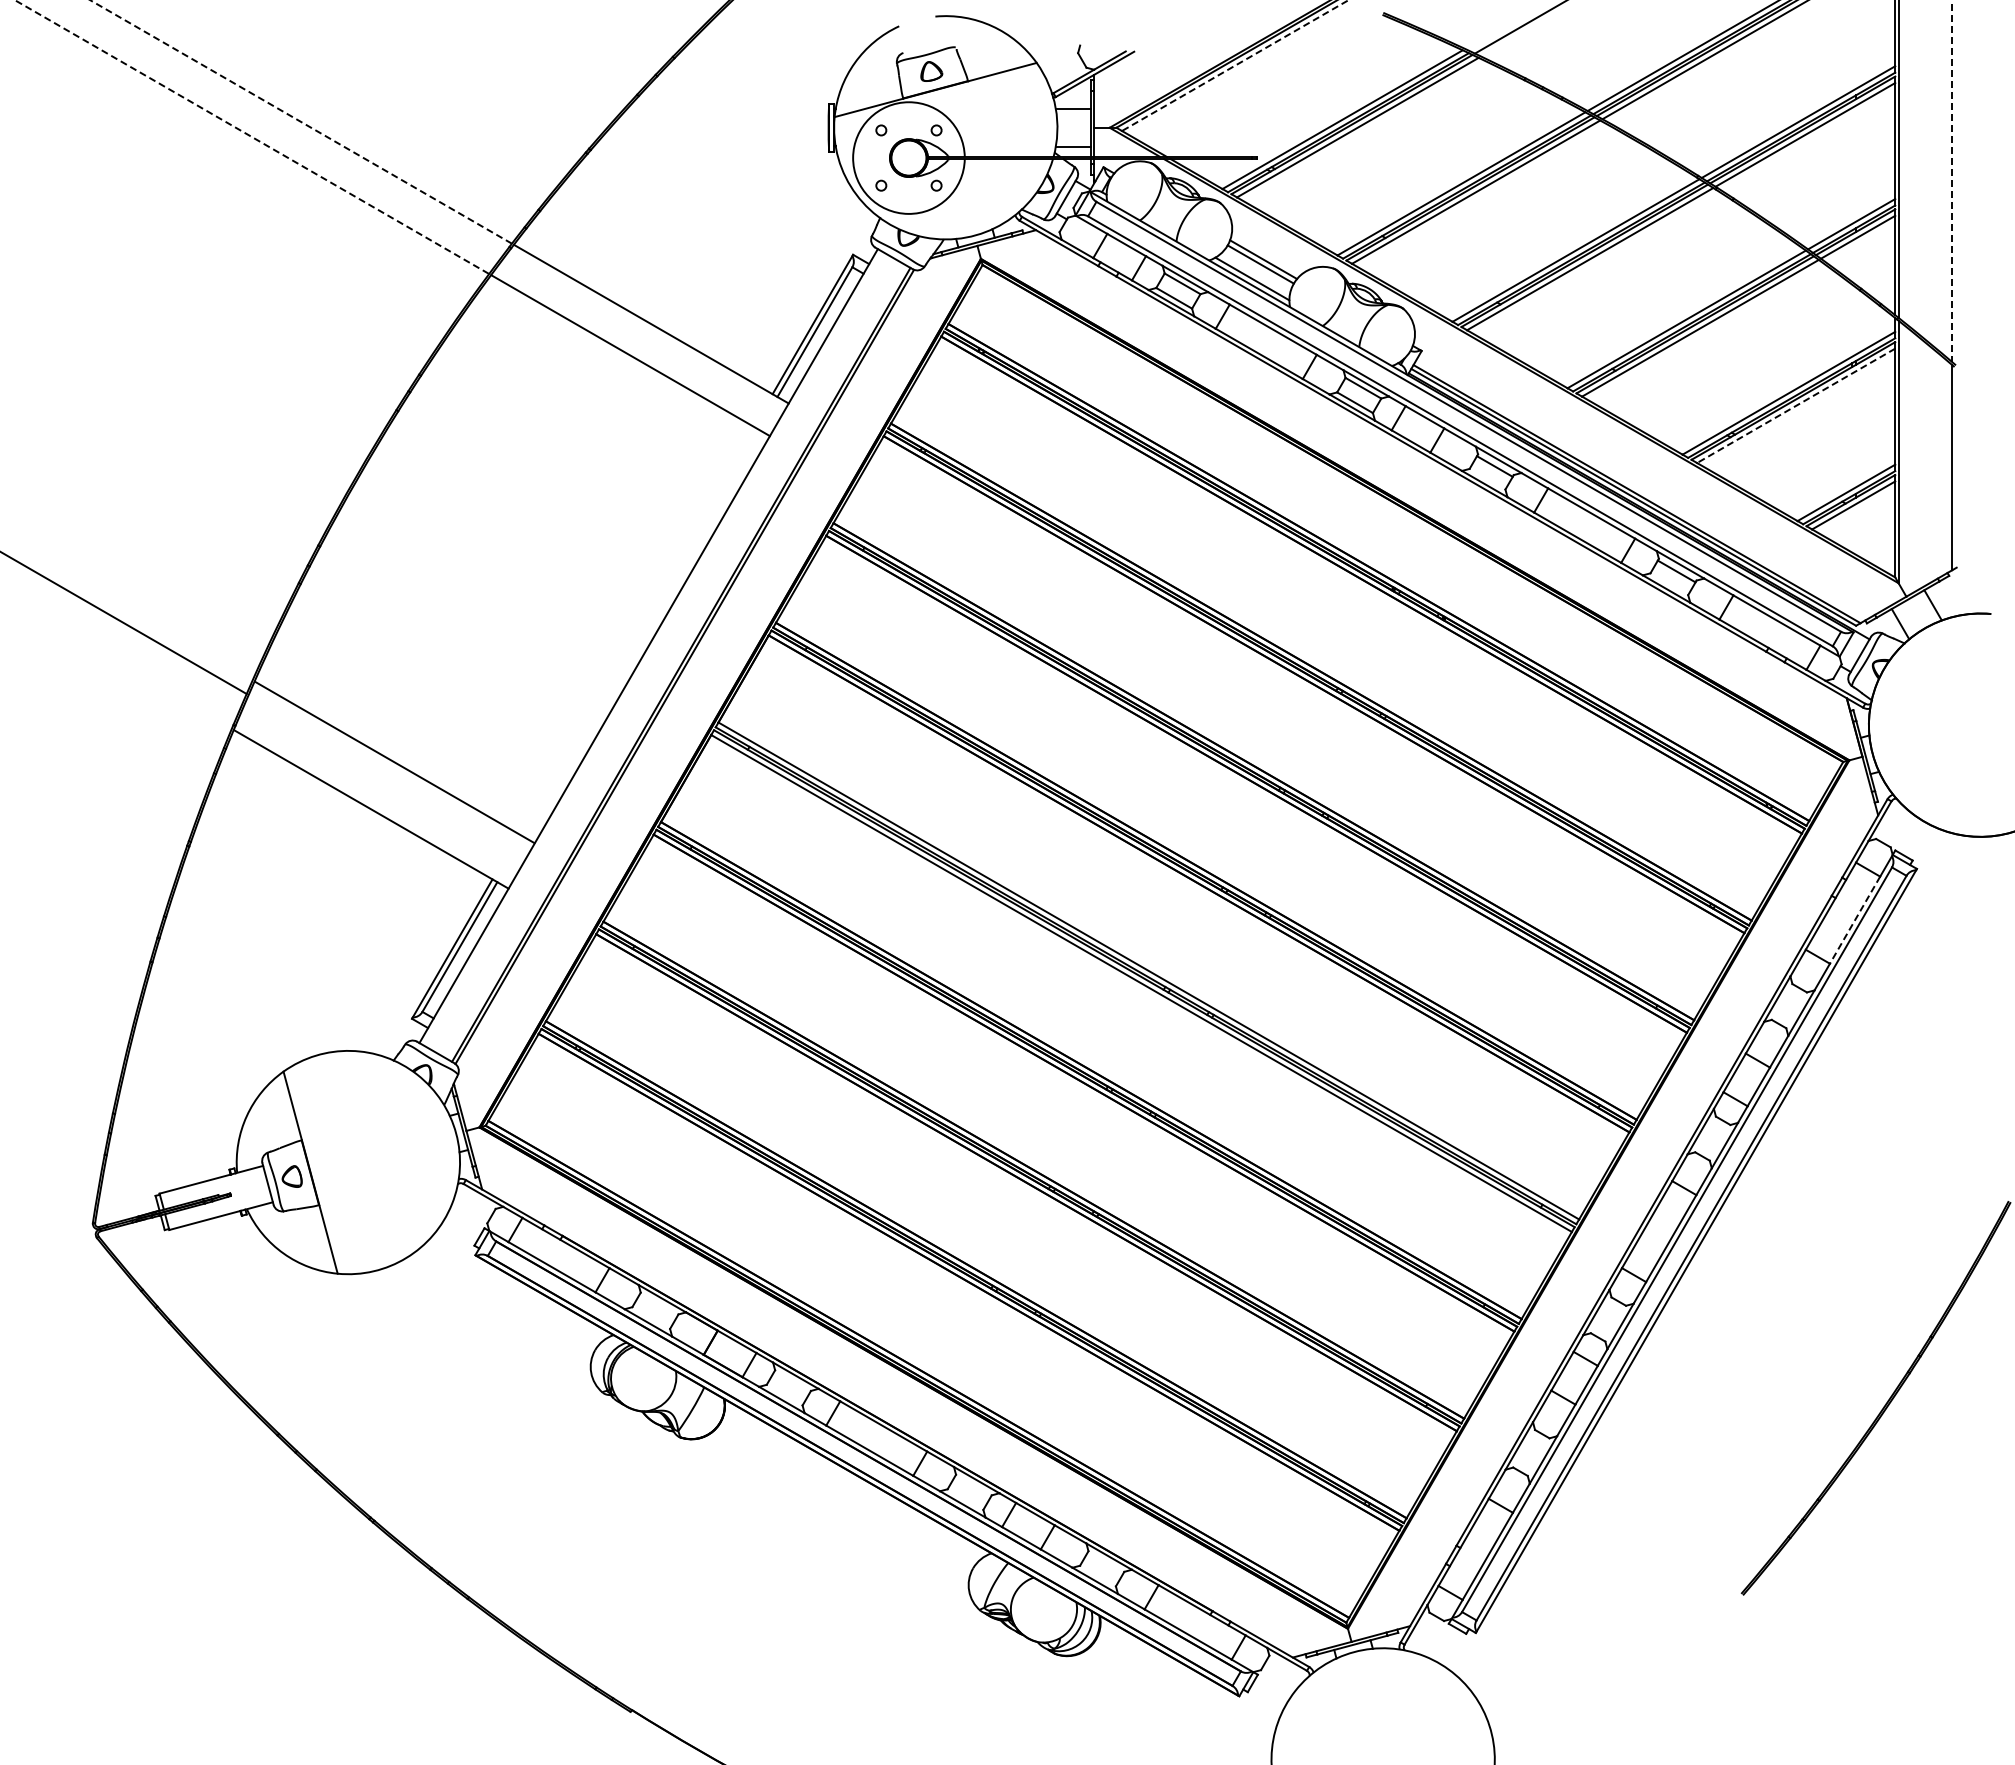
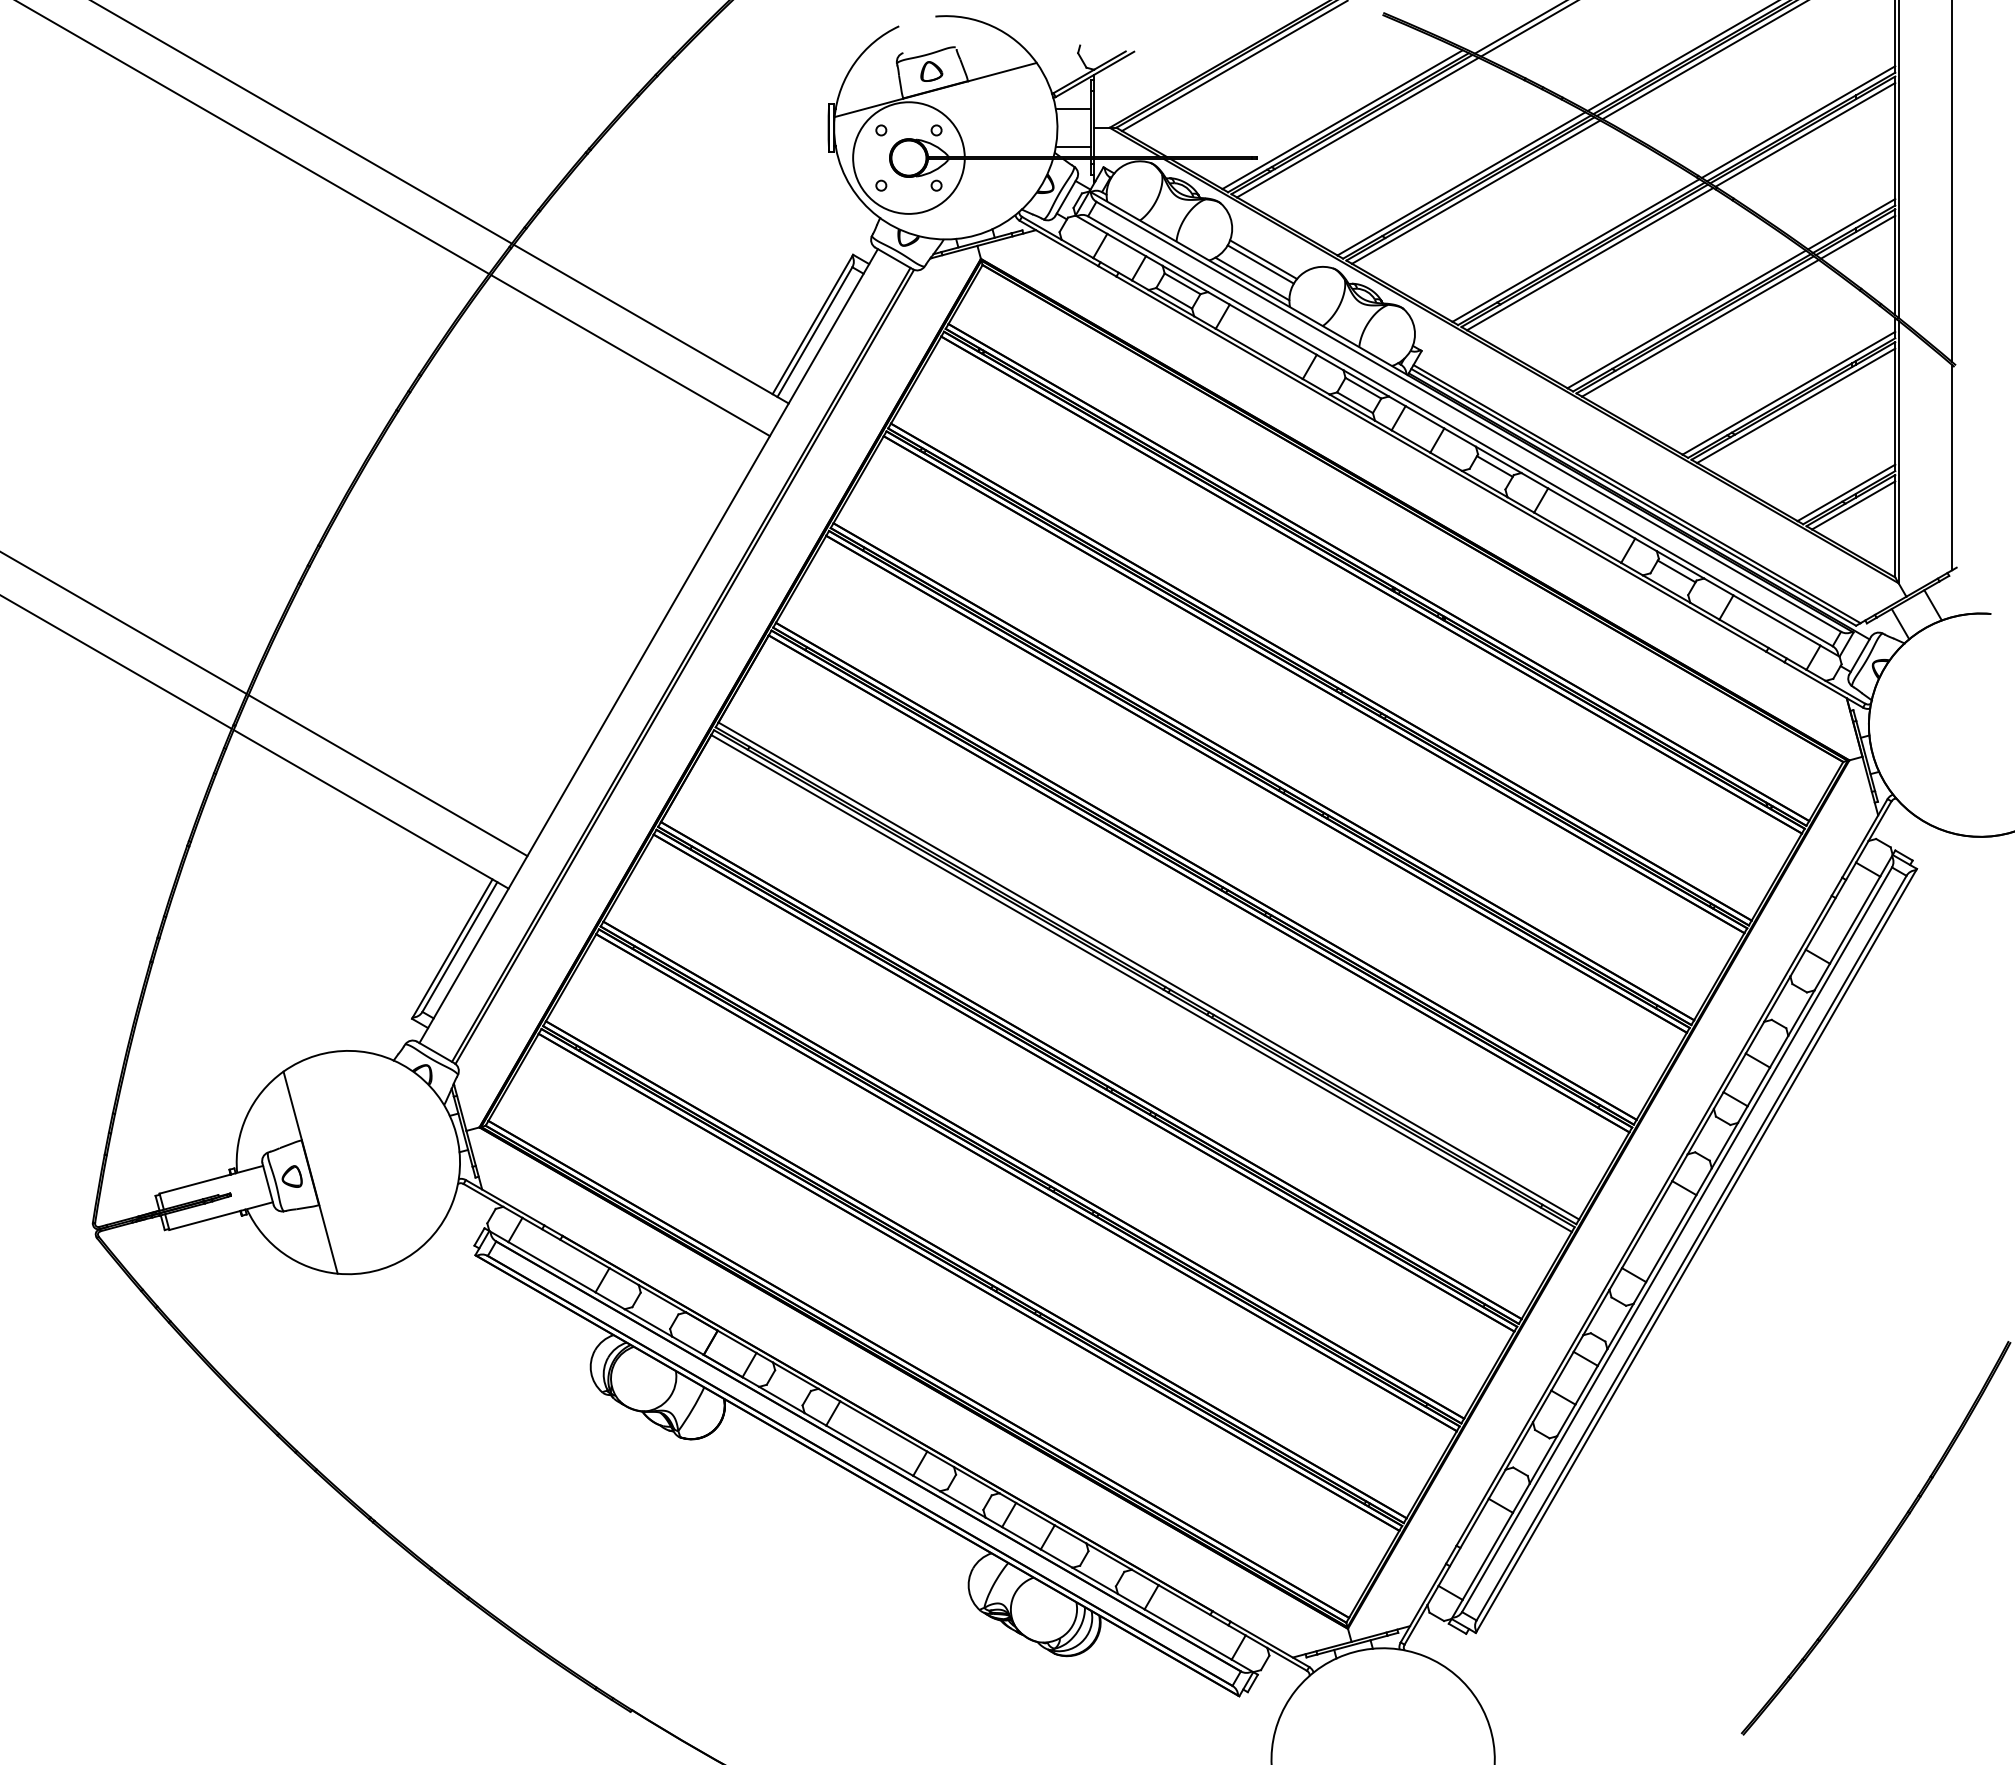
line: none -> present (1527, 29)
line: dashed -> solid (1234, 66)
line: dashed -> solid (300, 121)
line: dashed -> solid (252, 137)
line: dashed -> solid (1952, 181)
line: dashed -> solid (1795, 406)
line: none -> present (116, 662)
line position: (394, 762) -> (387, 775) (387, 775)
line: dashed -> solid (1854, 920)
part position: (1885, 1403) -> (1885, 1543) (1885, 1543)
